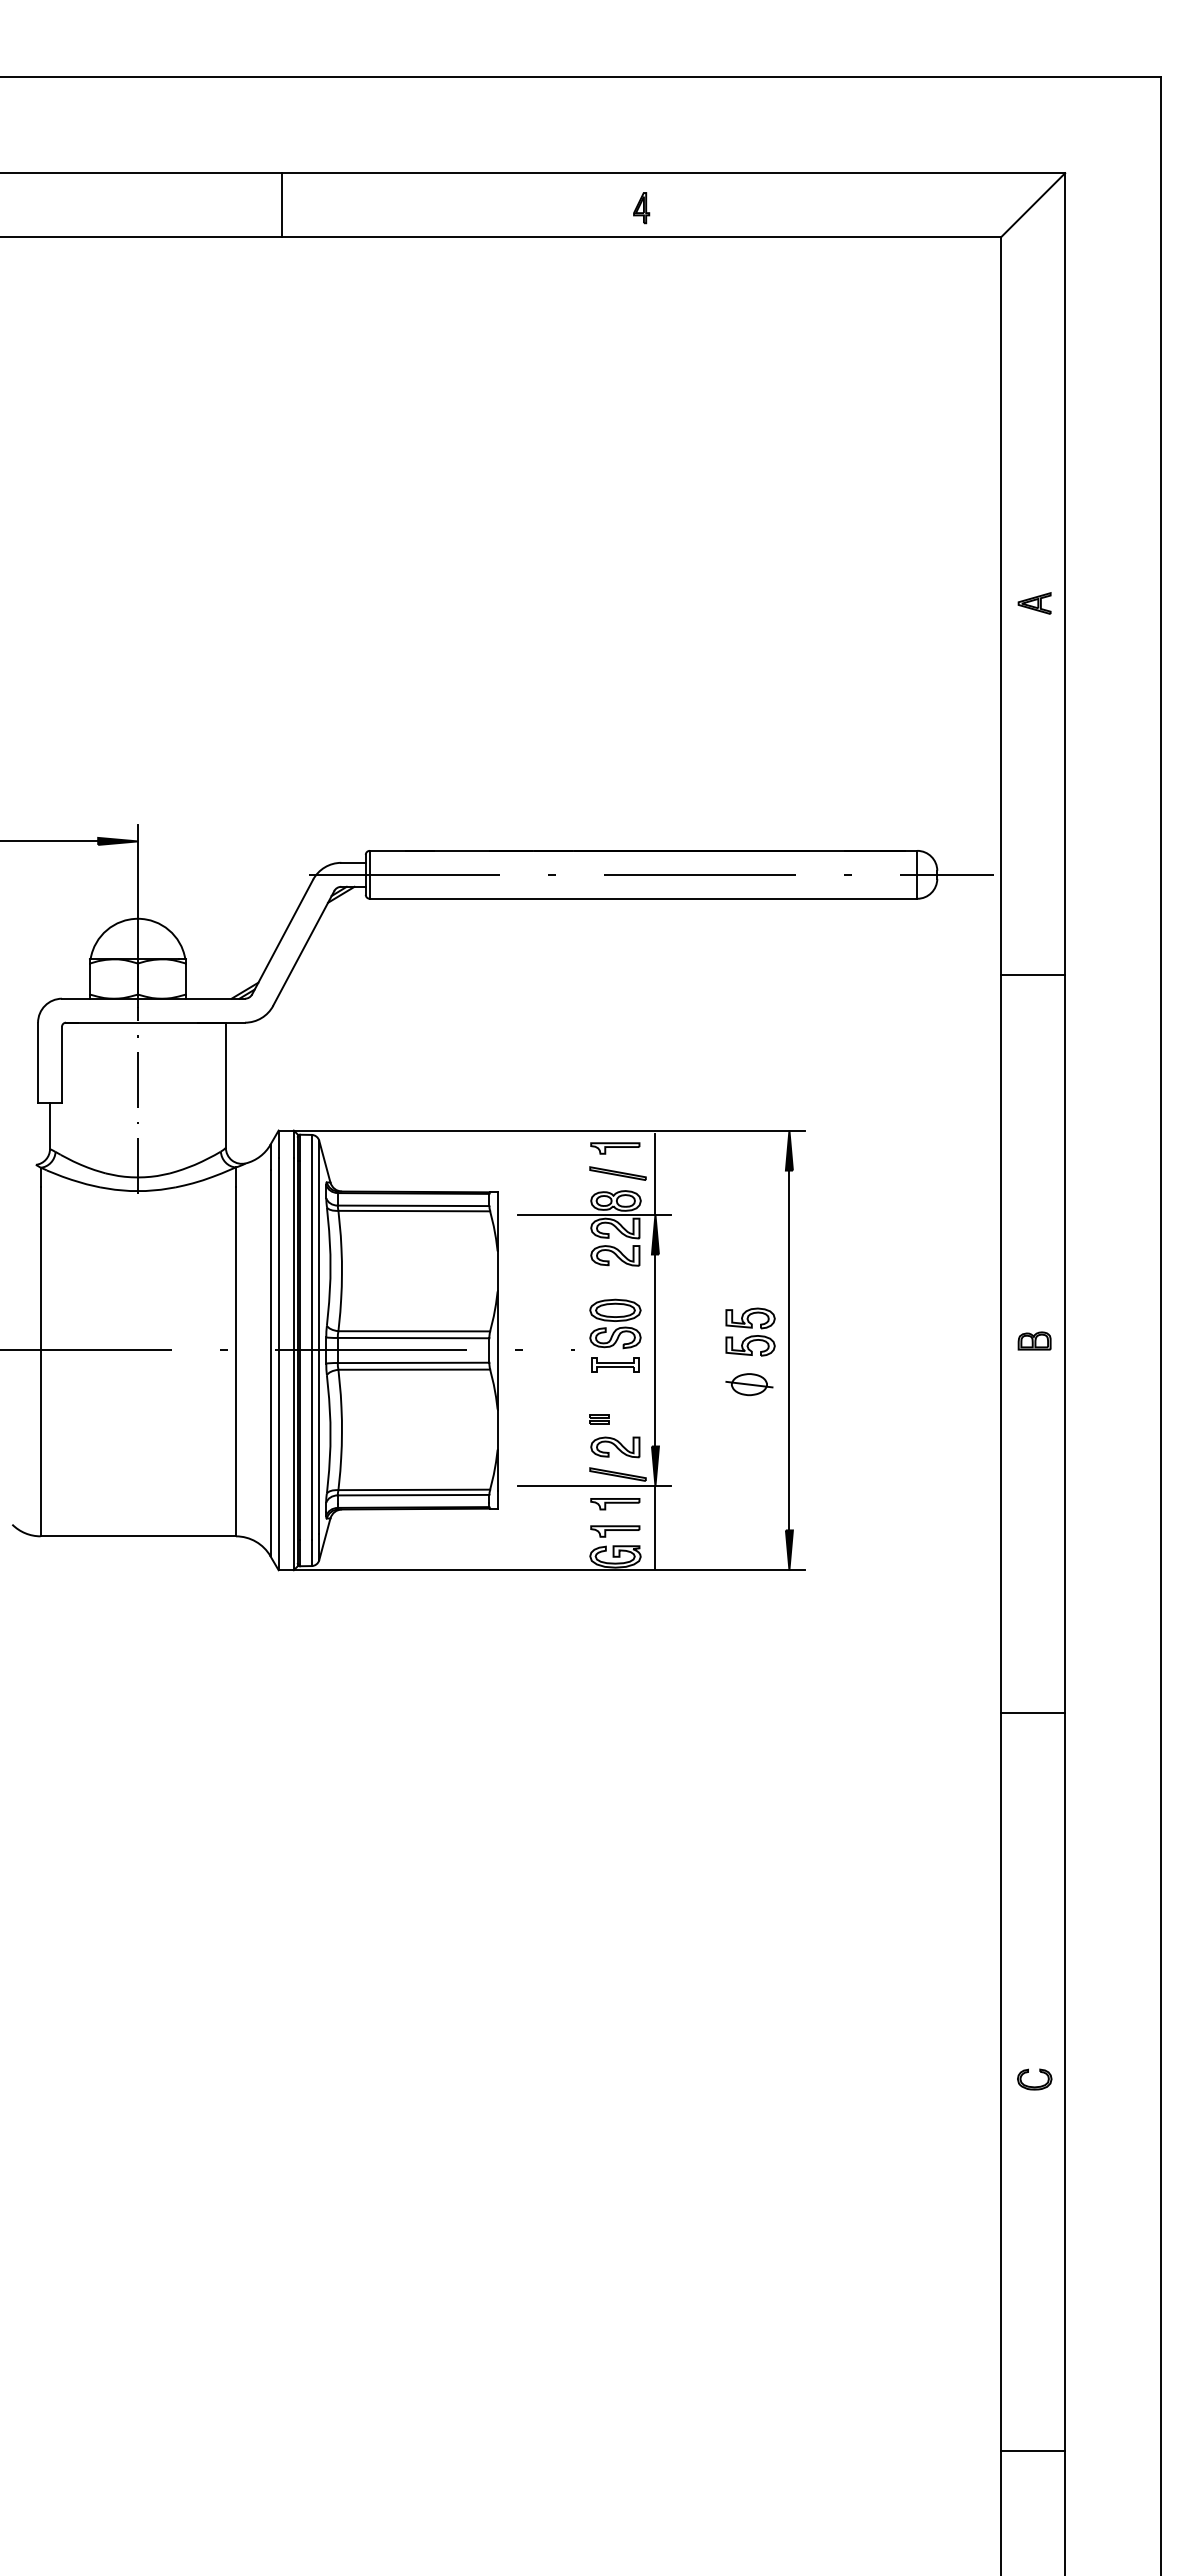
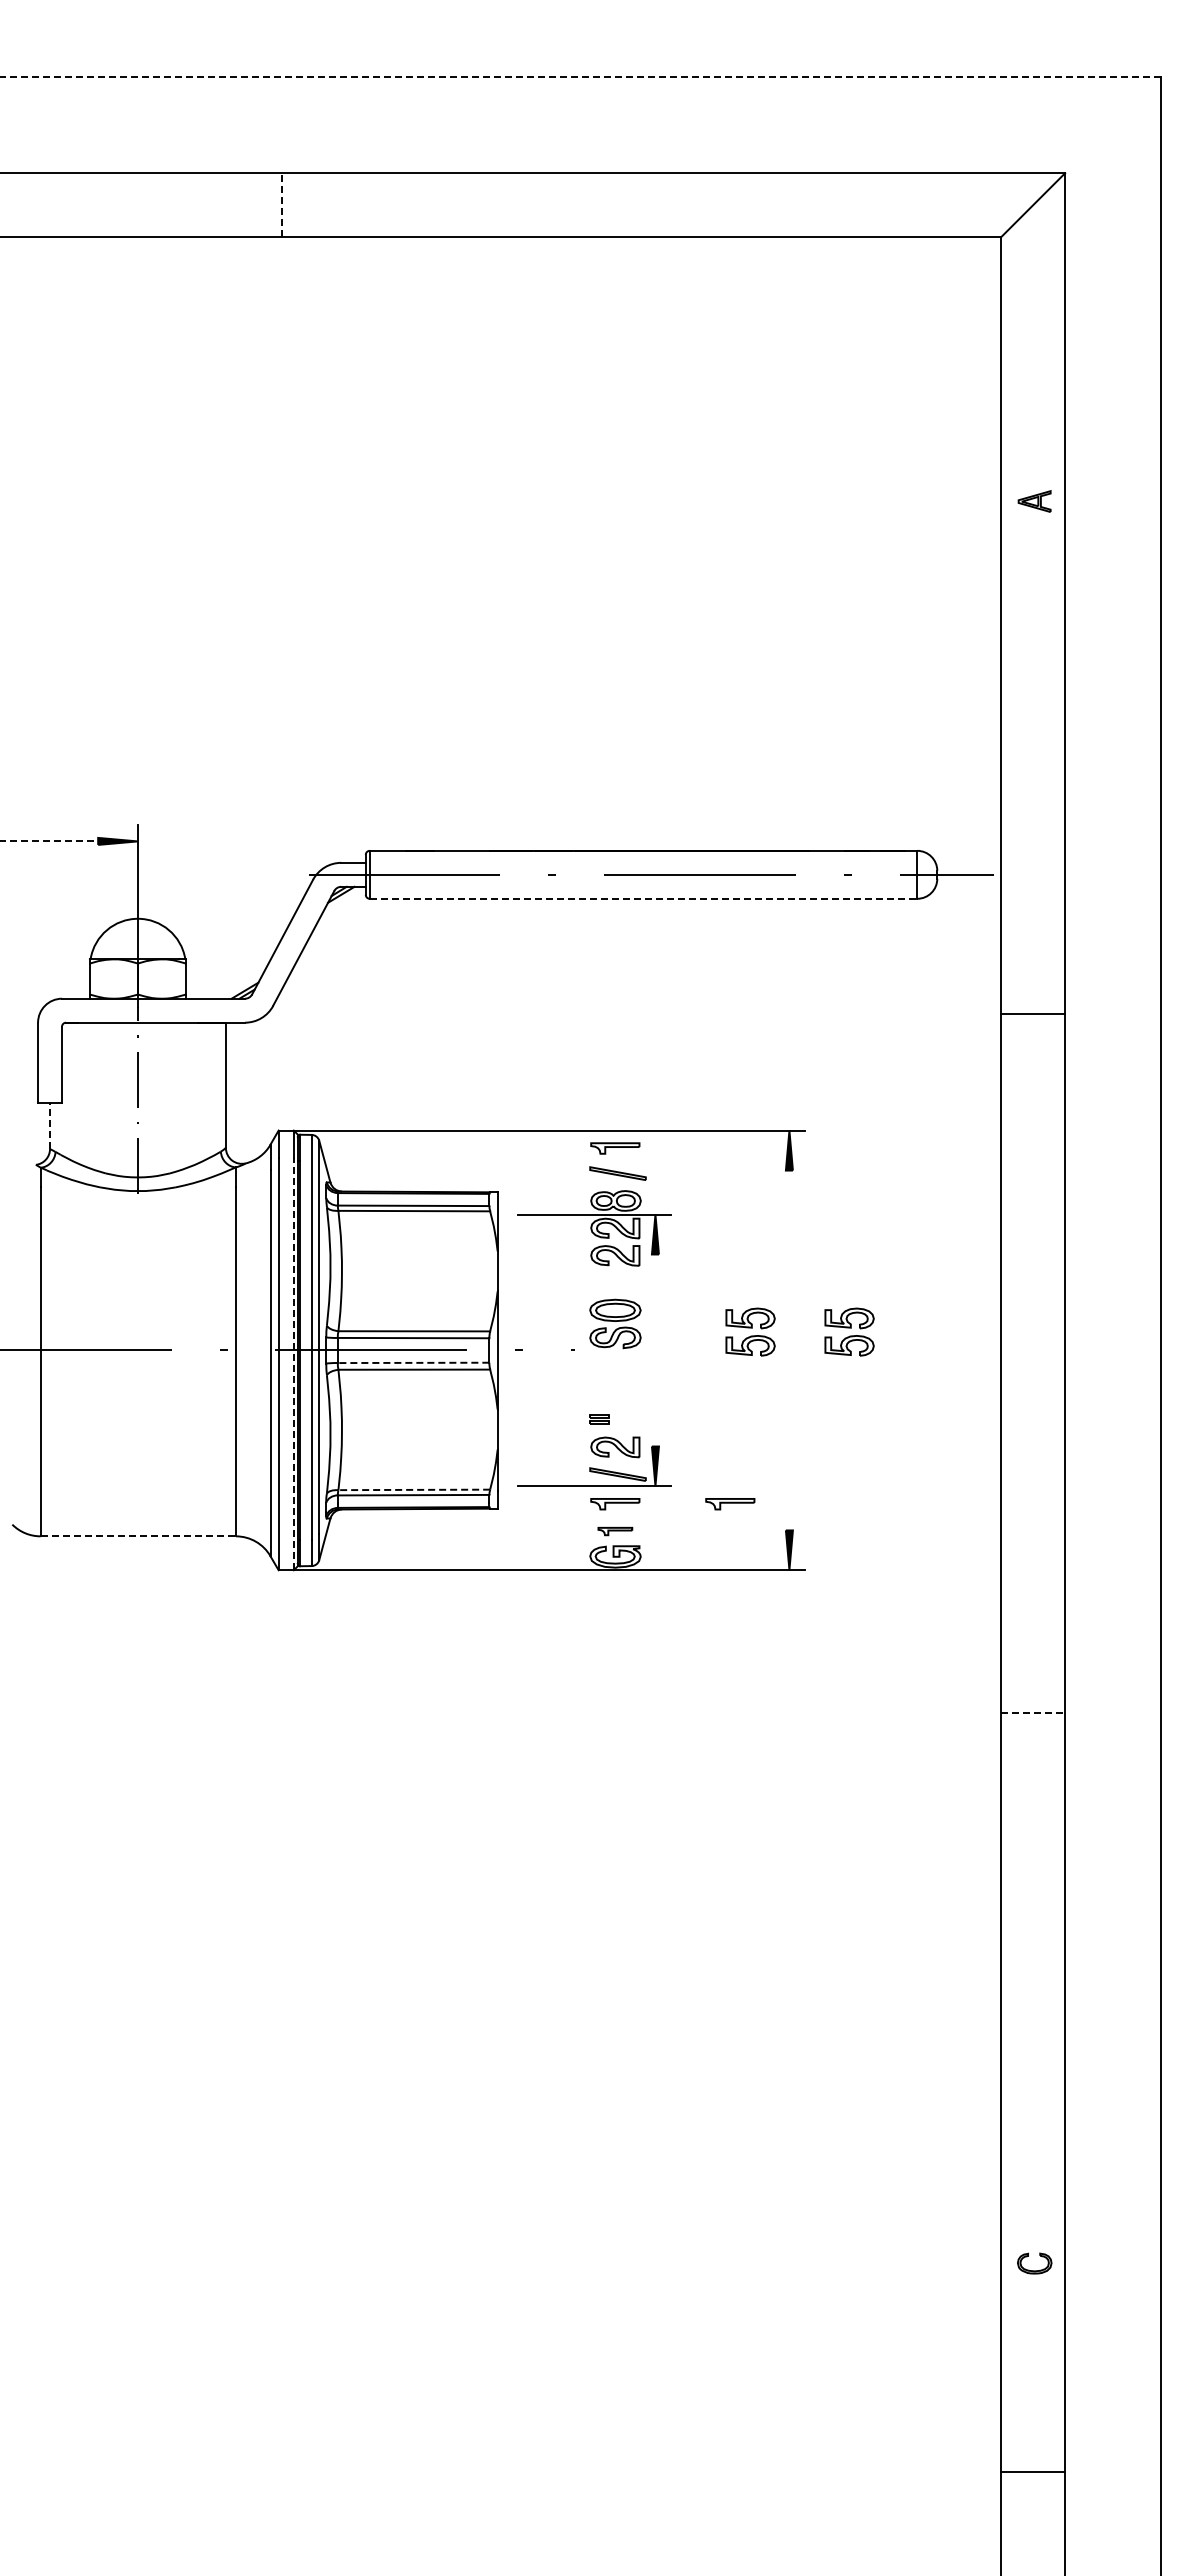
line: solid -> dashed (580, 77)
line: solid -> dashed (281, 205)
part: present -> none (641, 208)
part position: (1034, 603) -> (1034, 501) (1034, 501)
line: solid -> dashed (49, 841)
line: solid -> dashed (643, 898)
line position: (1033, 975) -> (1033, 1014) (1033, 1014)
line: solid -> dashed (50, 1125)
line: present -> none (655, 1173)
part: none -> present (849, 1331)
part: present -> none (1034, 1340)
line: present -> none (655, 1350)
line: present -> none (789, 1350)
line: solid -> dashed (413, 1362)
line: solid -> dashed (293, 1363)
part: present -> none (615, 1364)
part: present -> none (749, 1384)
line: solid -> dashed (414, 1489)
part: none -> present (730, 1504)
line: present -> none (655, 1527)
part size: 51x13 px -> 37x11 px (615, 1531)
line: solid -> dashed (138, 1536)
line: solid -> dashed (1033, 1713)
part position: (1034, 2086) -> (1034, 2270) (1034, 2270)
line position: (1033, 2451) -> (1033, 2472) (1033, 2472)
